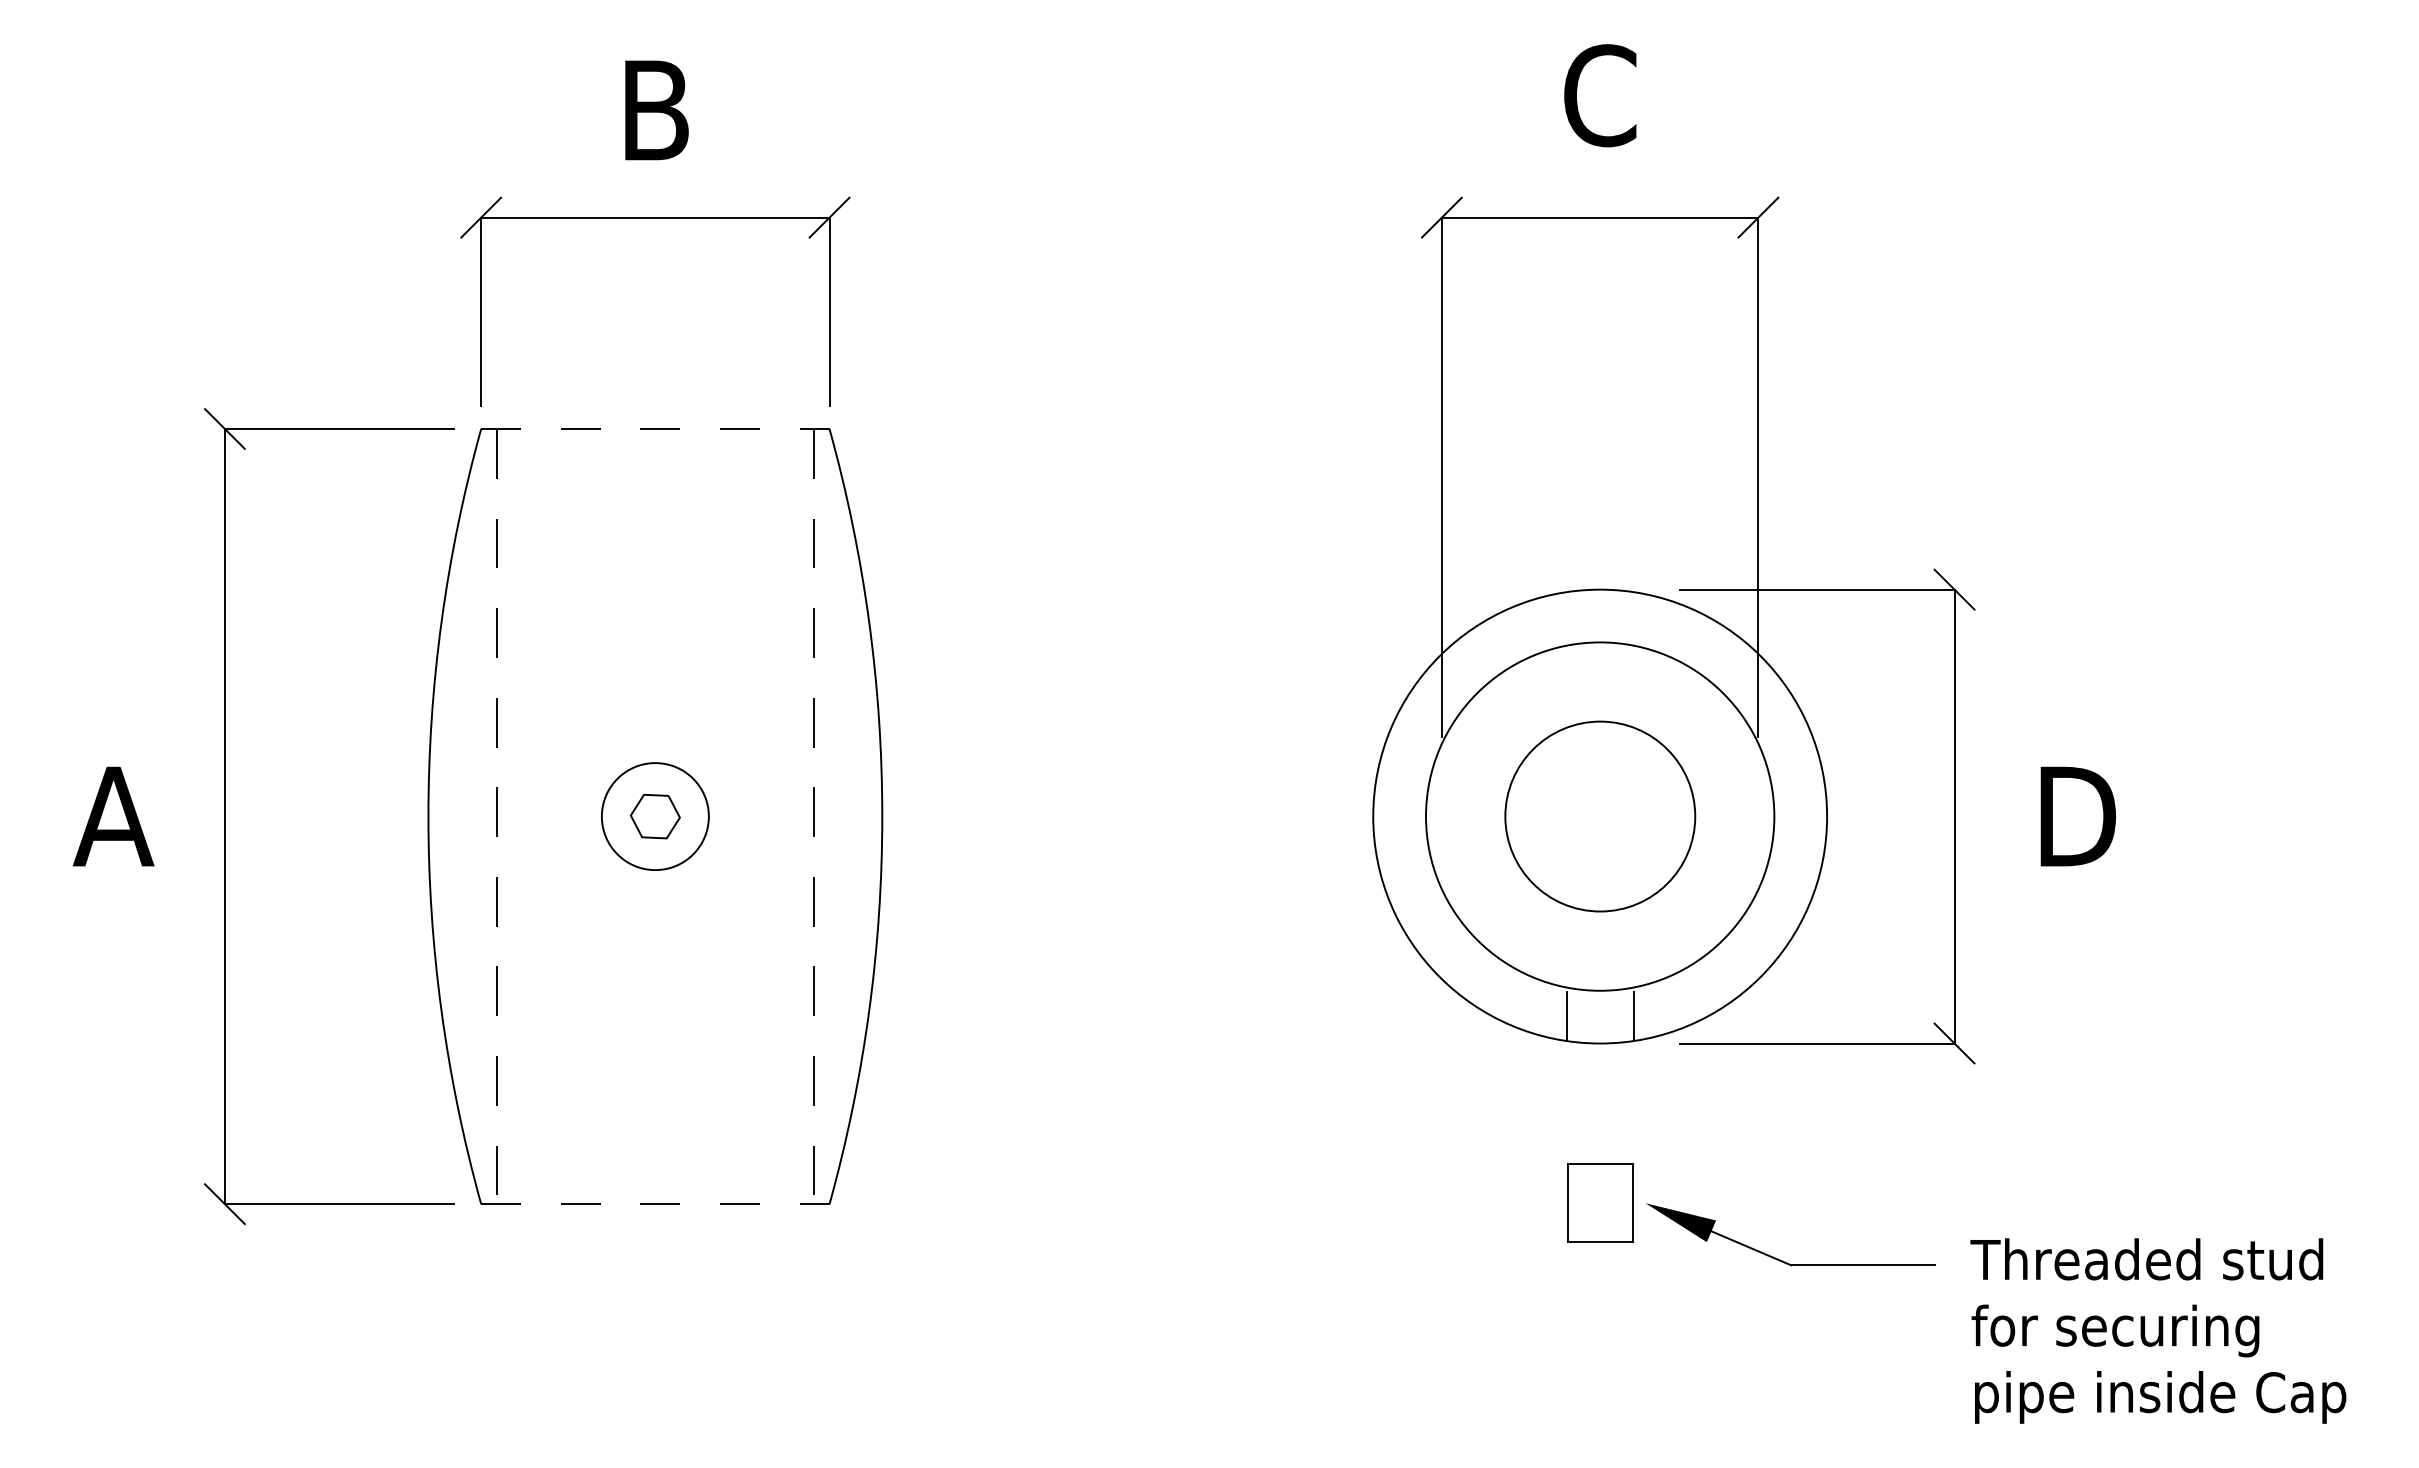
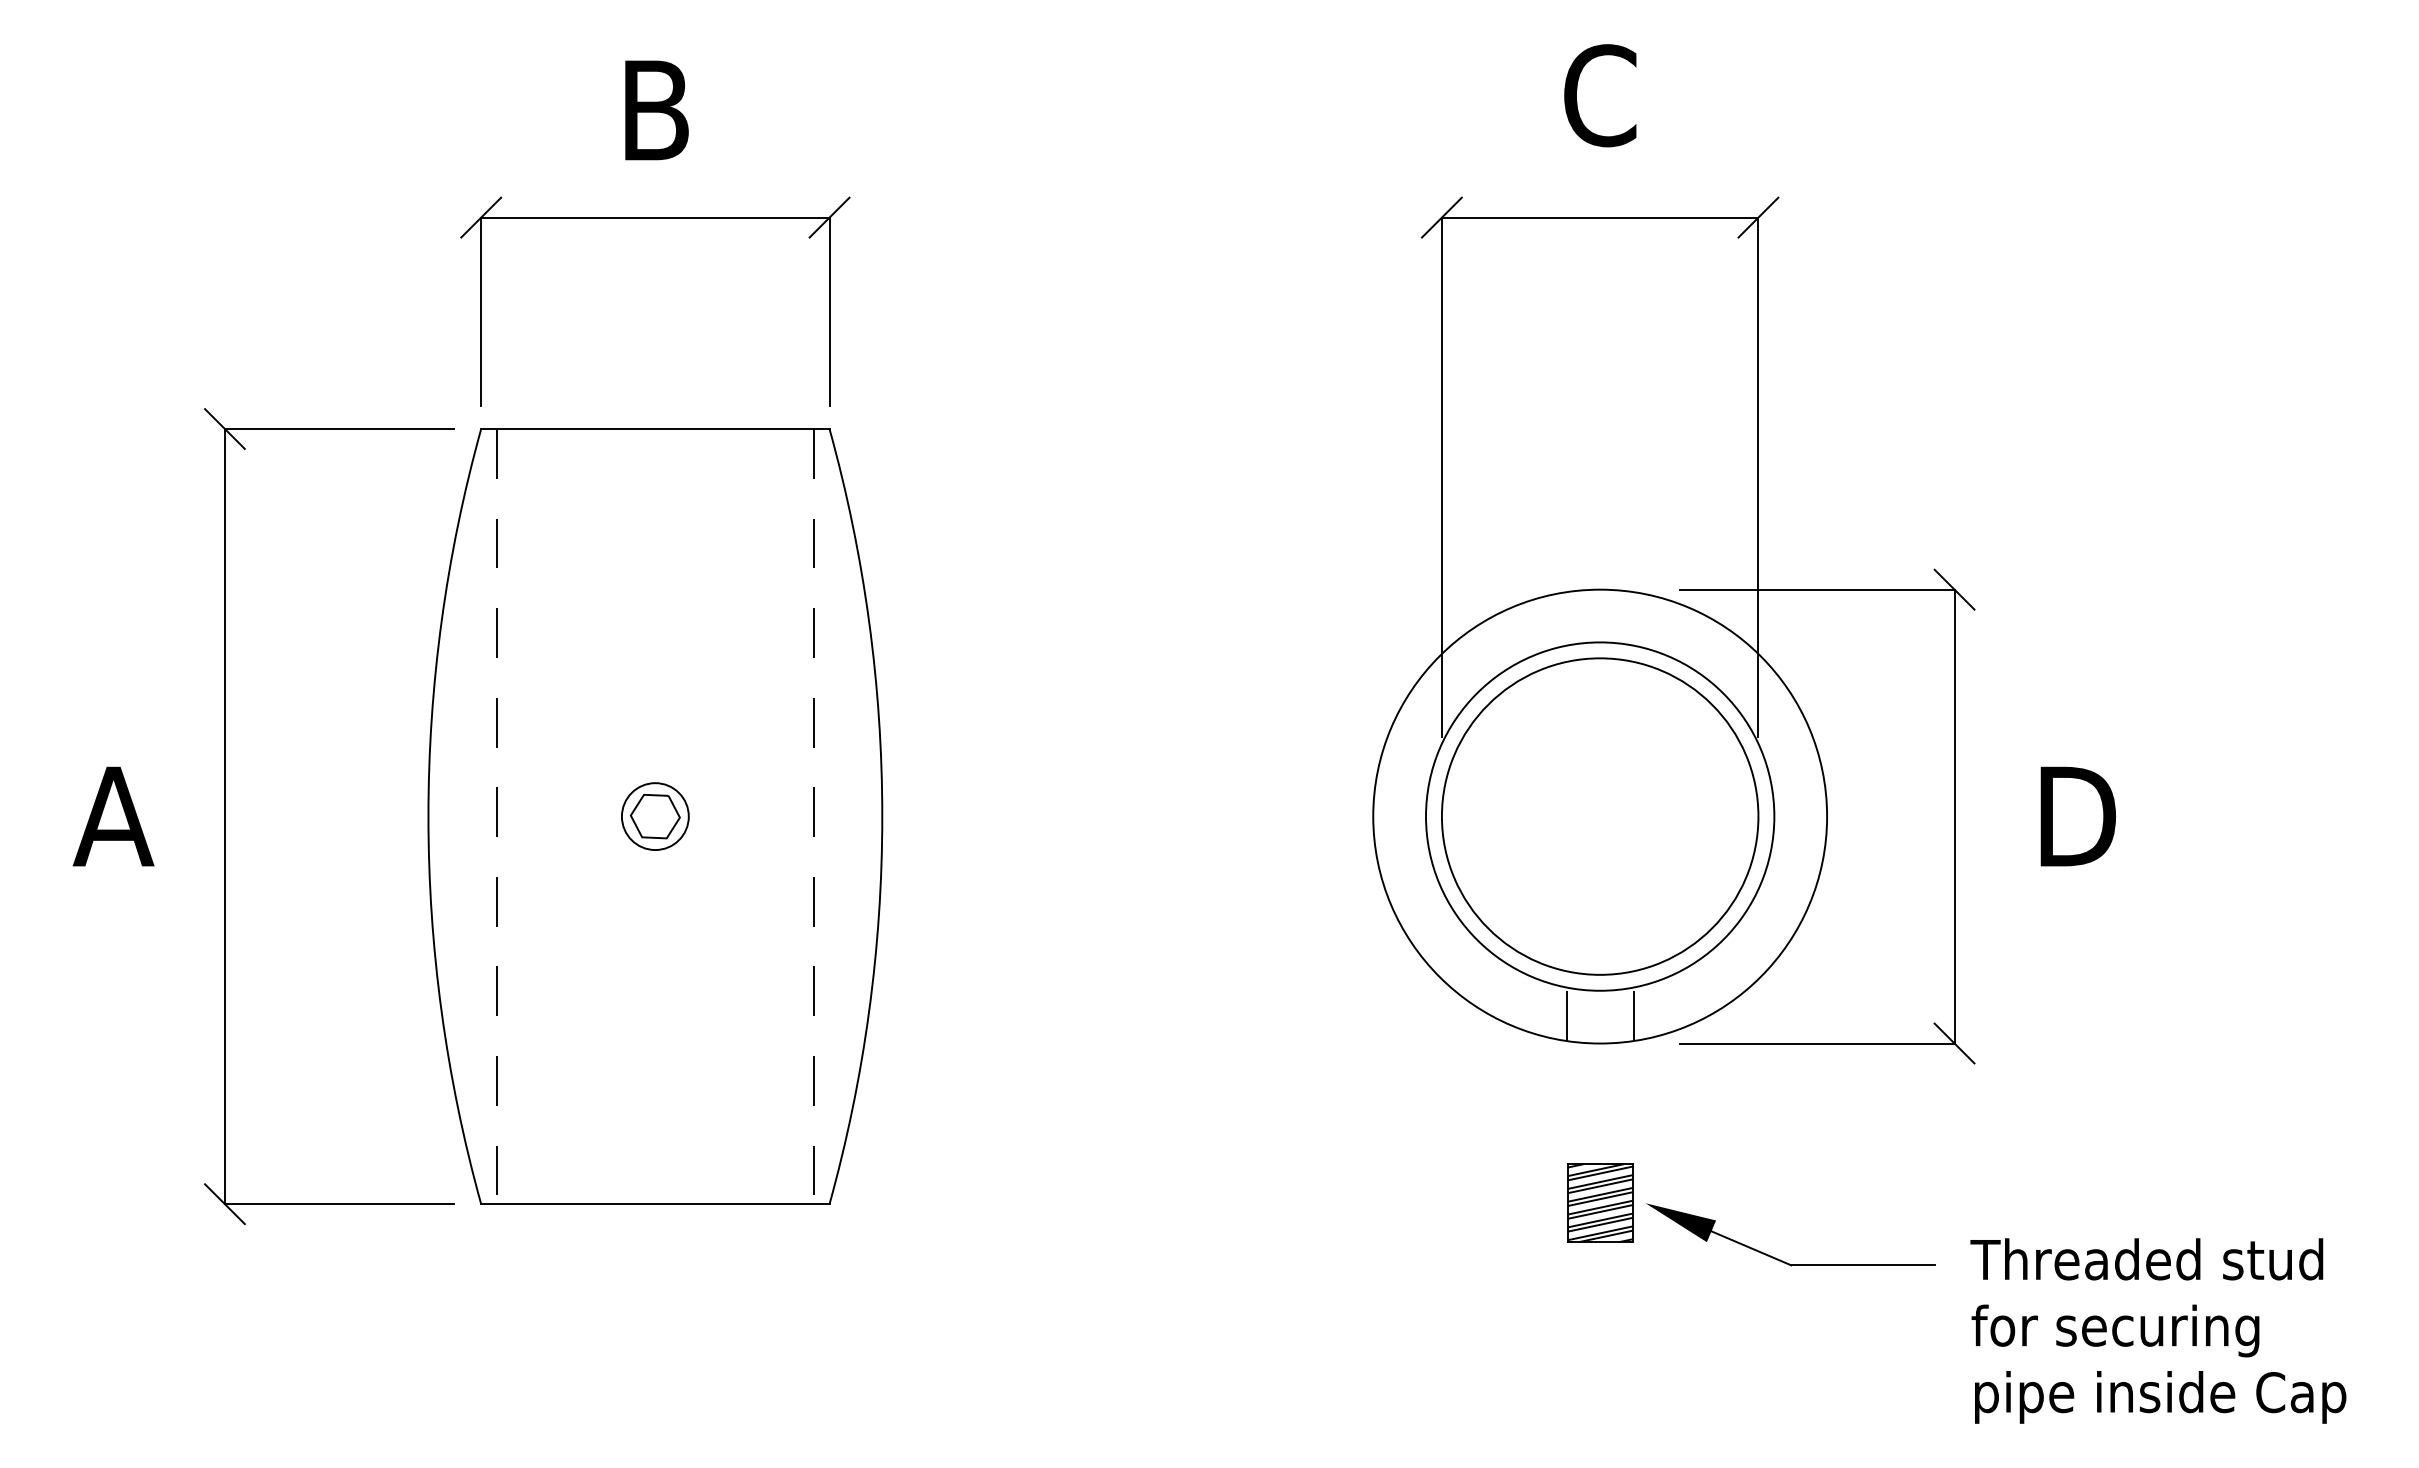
line: dashed -> solid (655, 429)
circle diameter: 107 px -> 67 px (654, 816)
circle size: 193x193 px -> 319x319 px (1600, 816)
hatch: none -> present (1599, 1203)
line: dashed -> solid (655, 1204)
